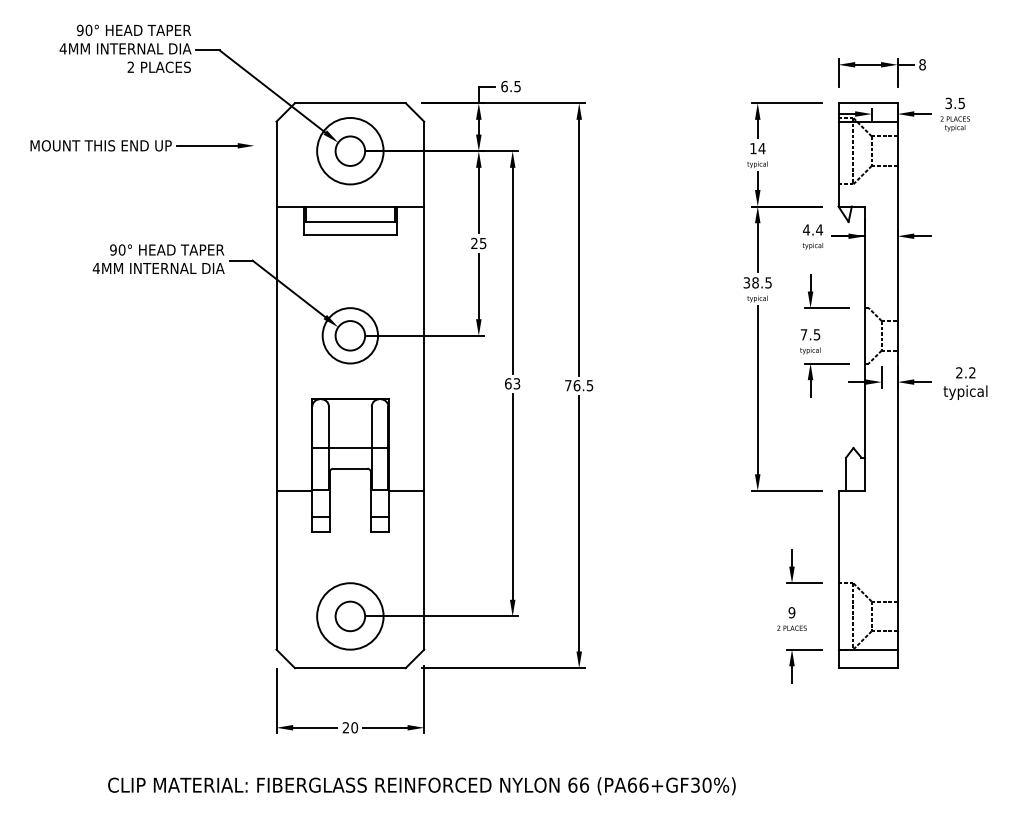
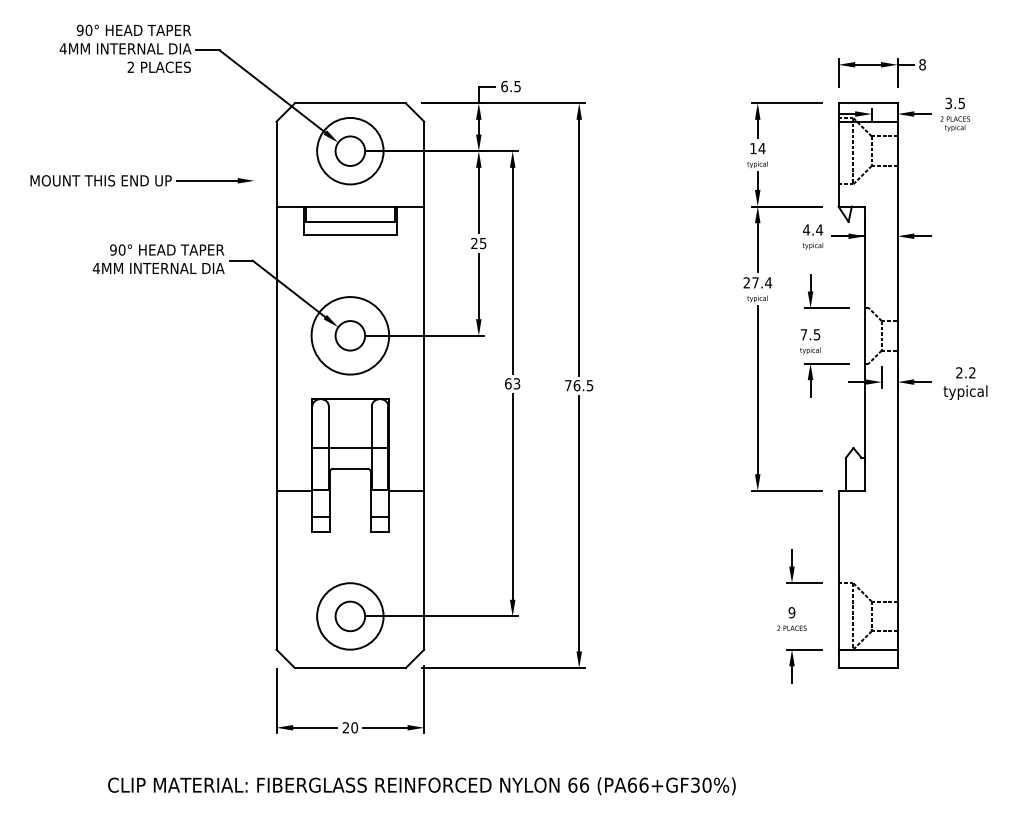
part position: (141, 145) -> (141, 180) (141, 180)
text: 38.5 -> 27.4 (757, 282)
circle diameter: 55 px -> 78 px (350, 335)
